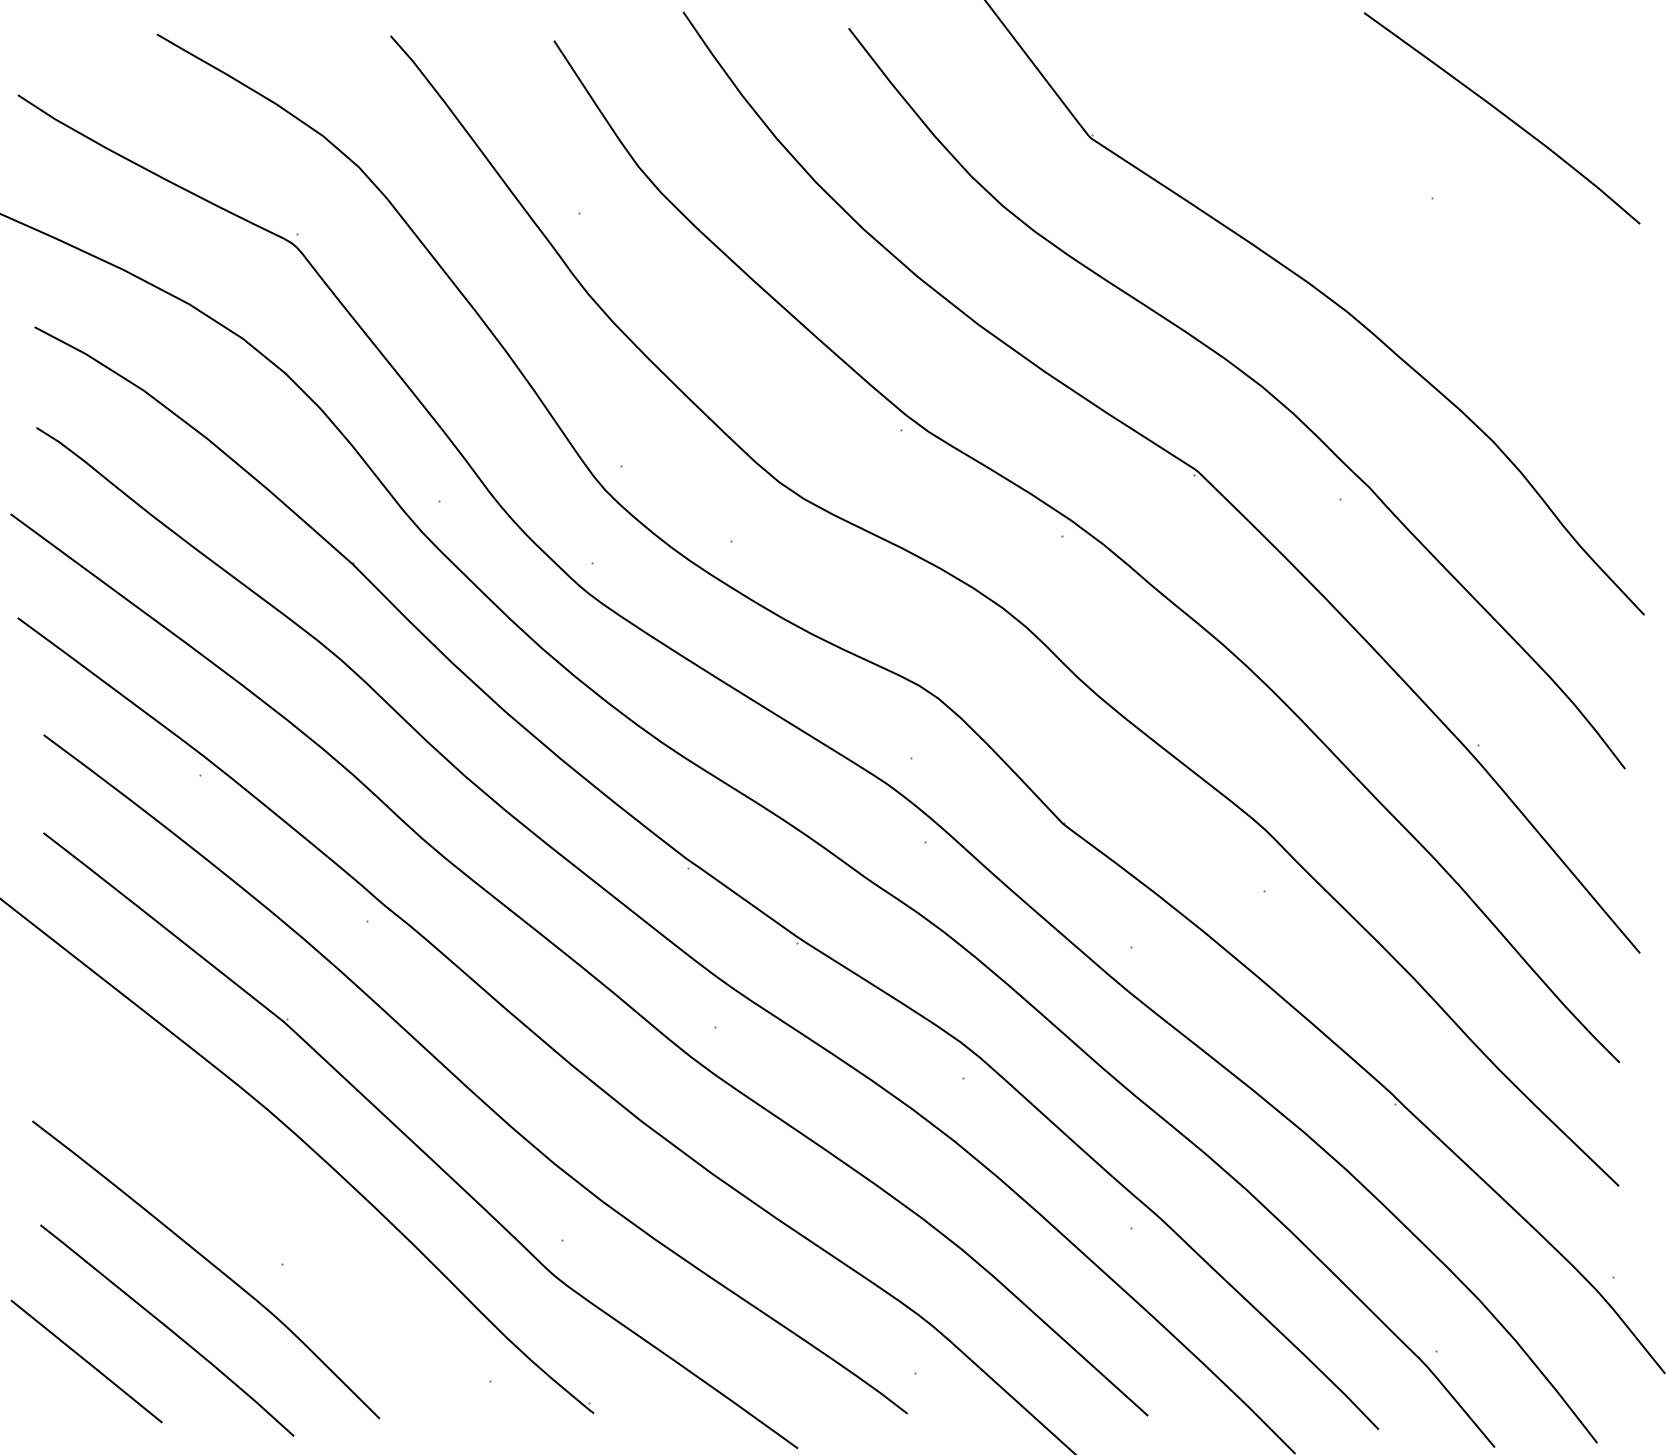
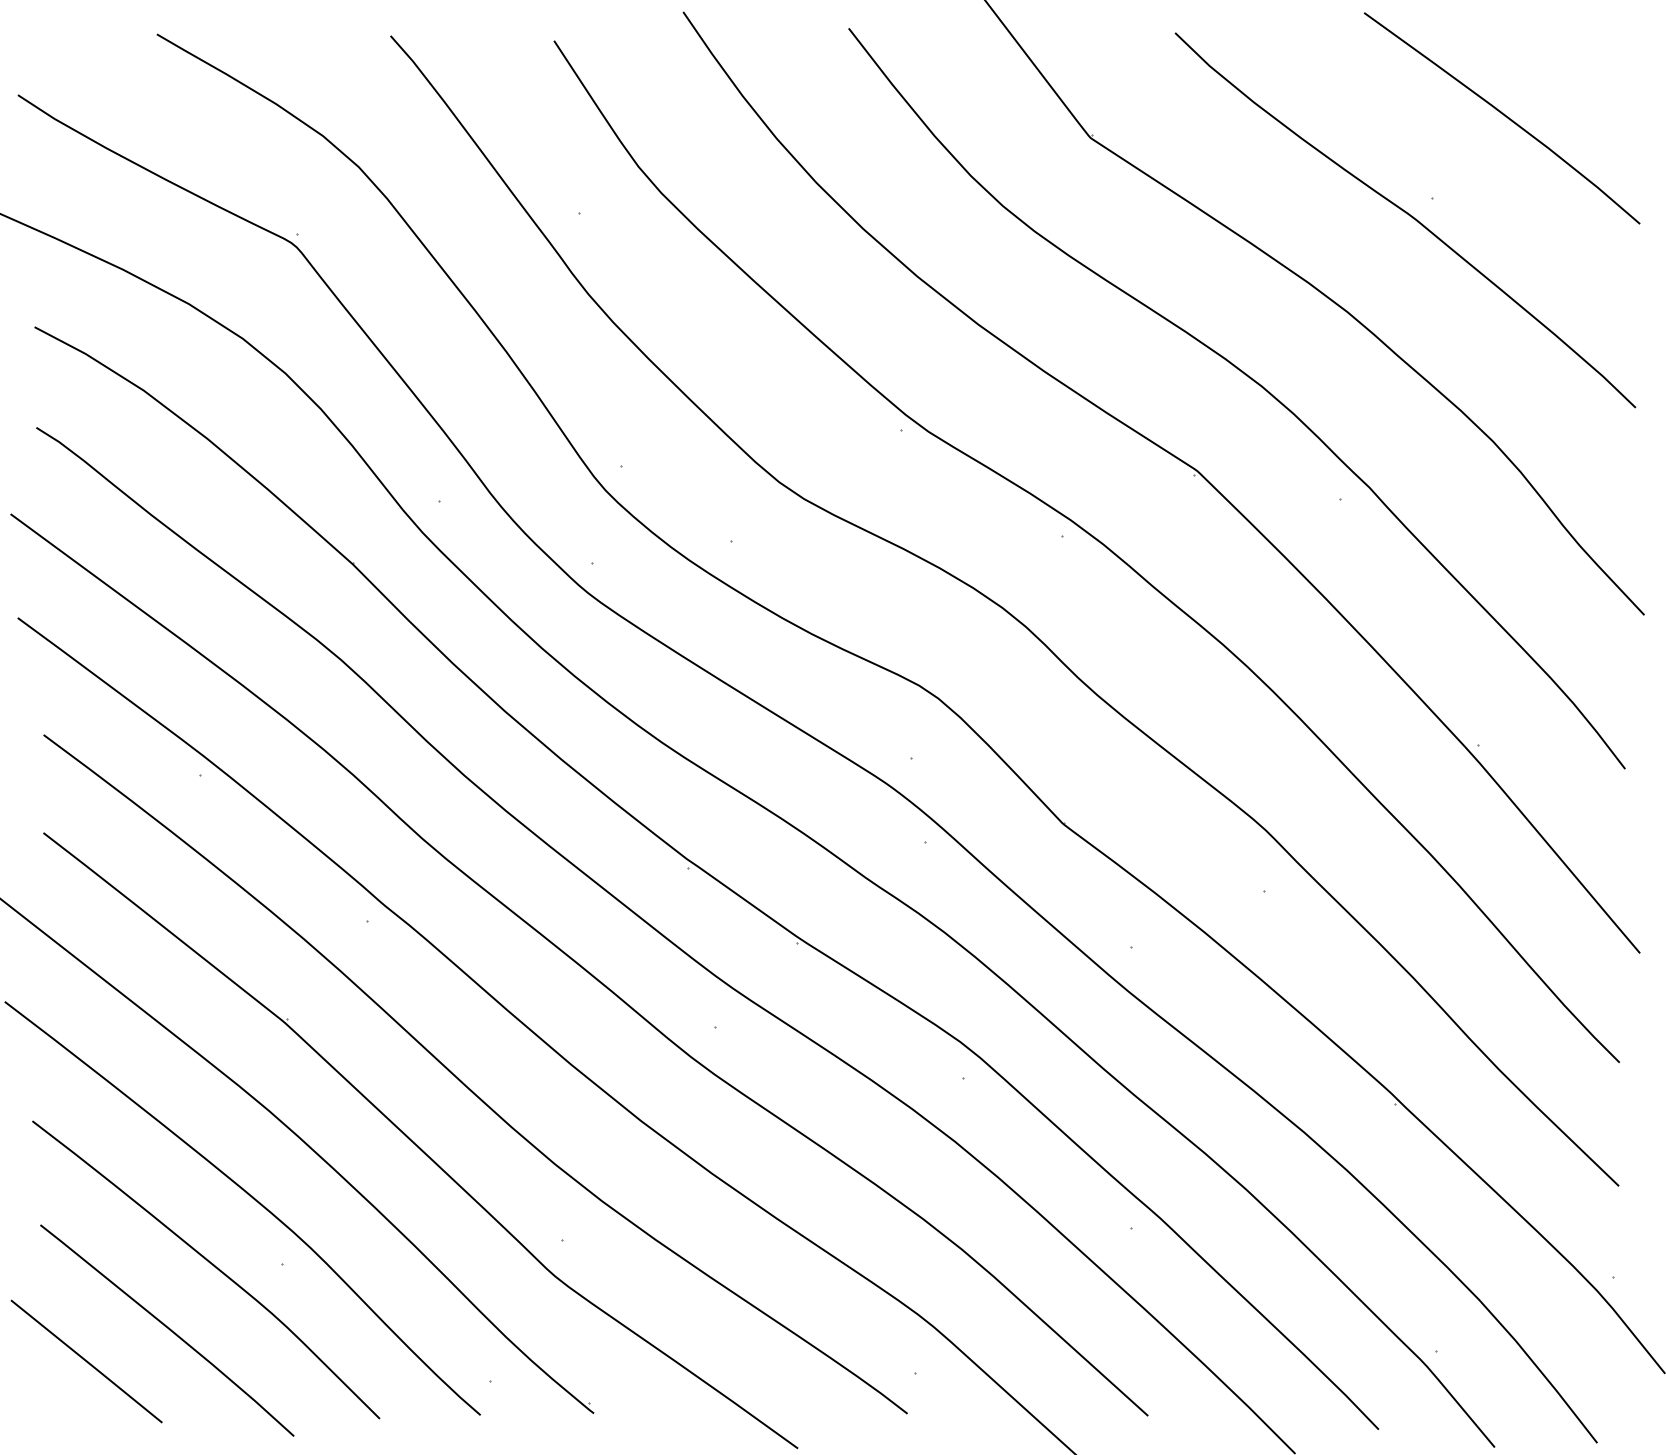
curve: none -> present (1409, 216)
curve: none -> present (252, 1198)
